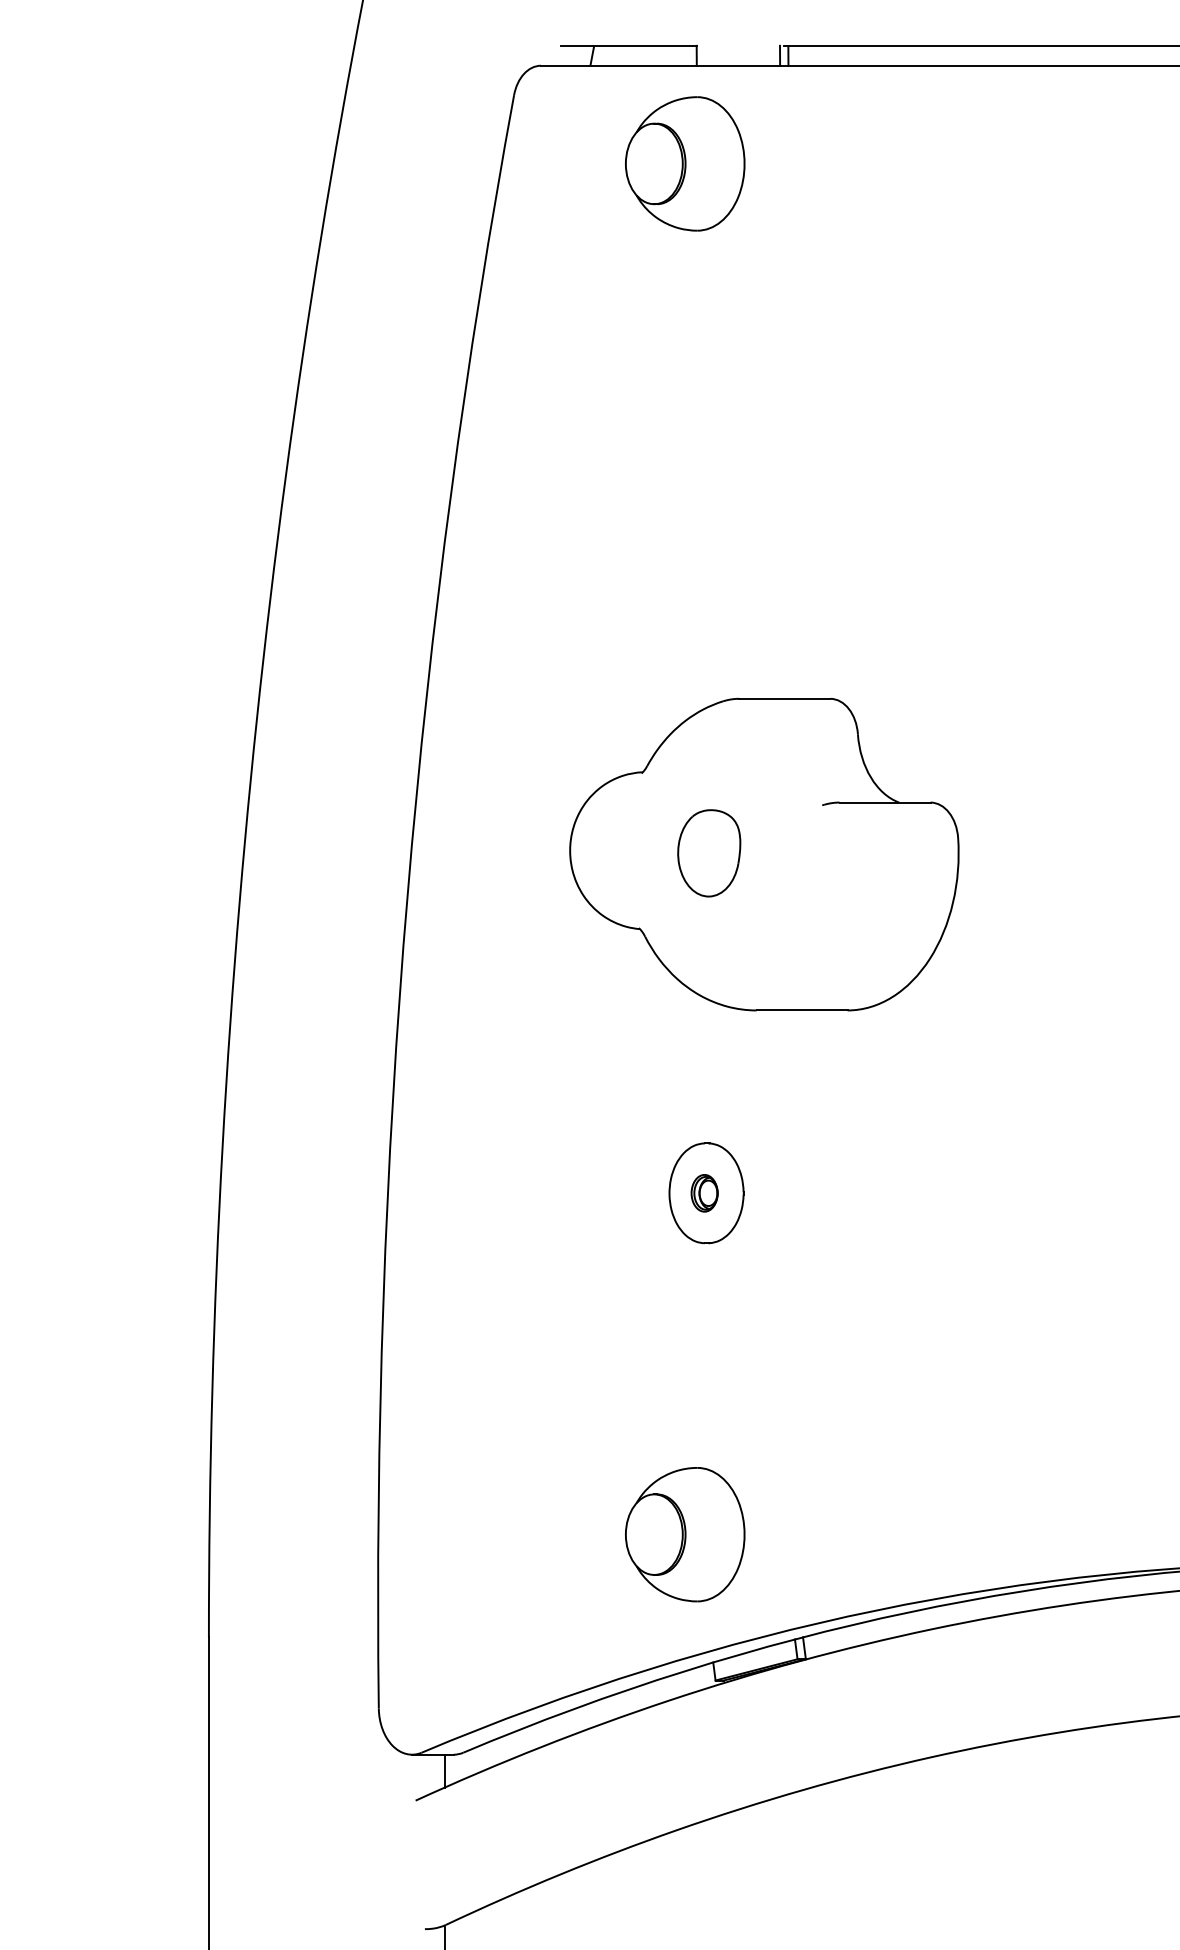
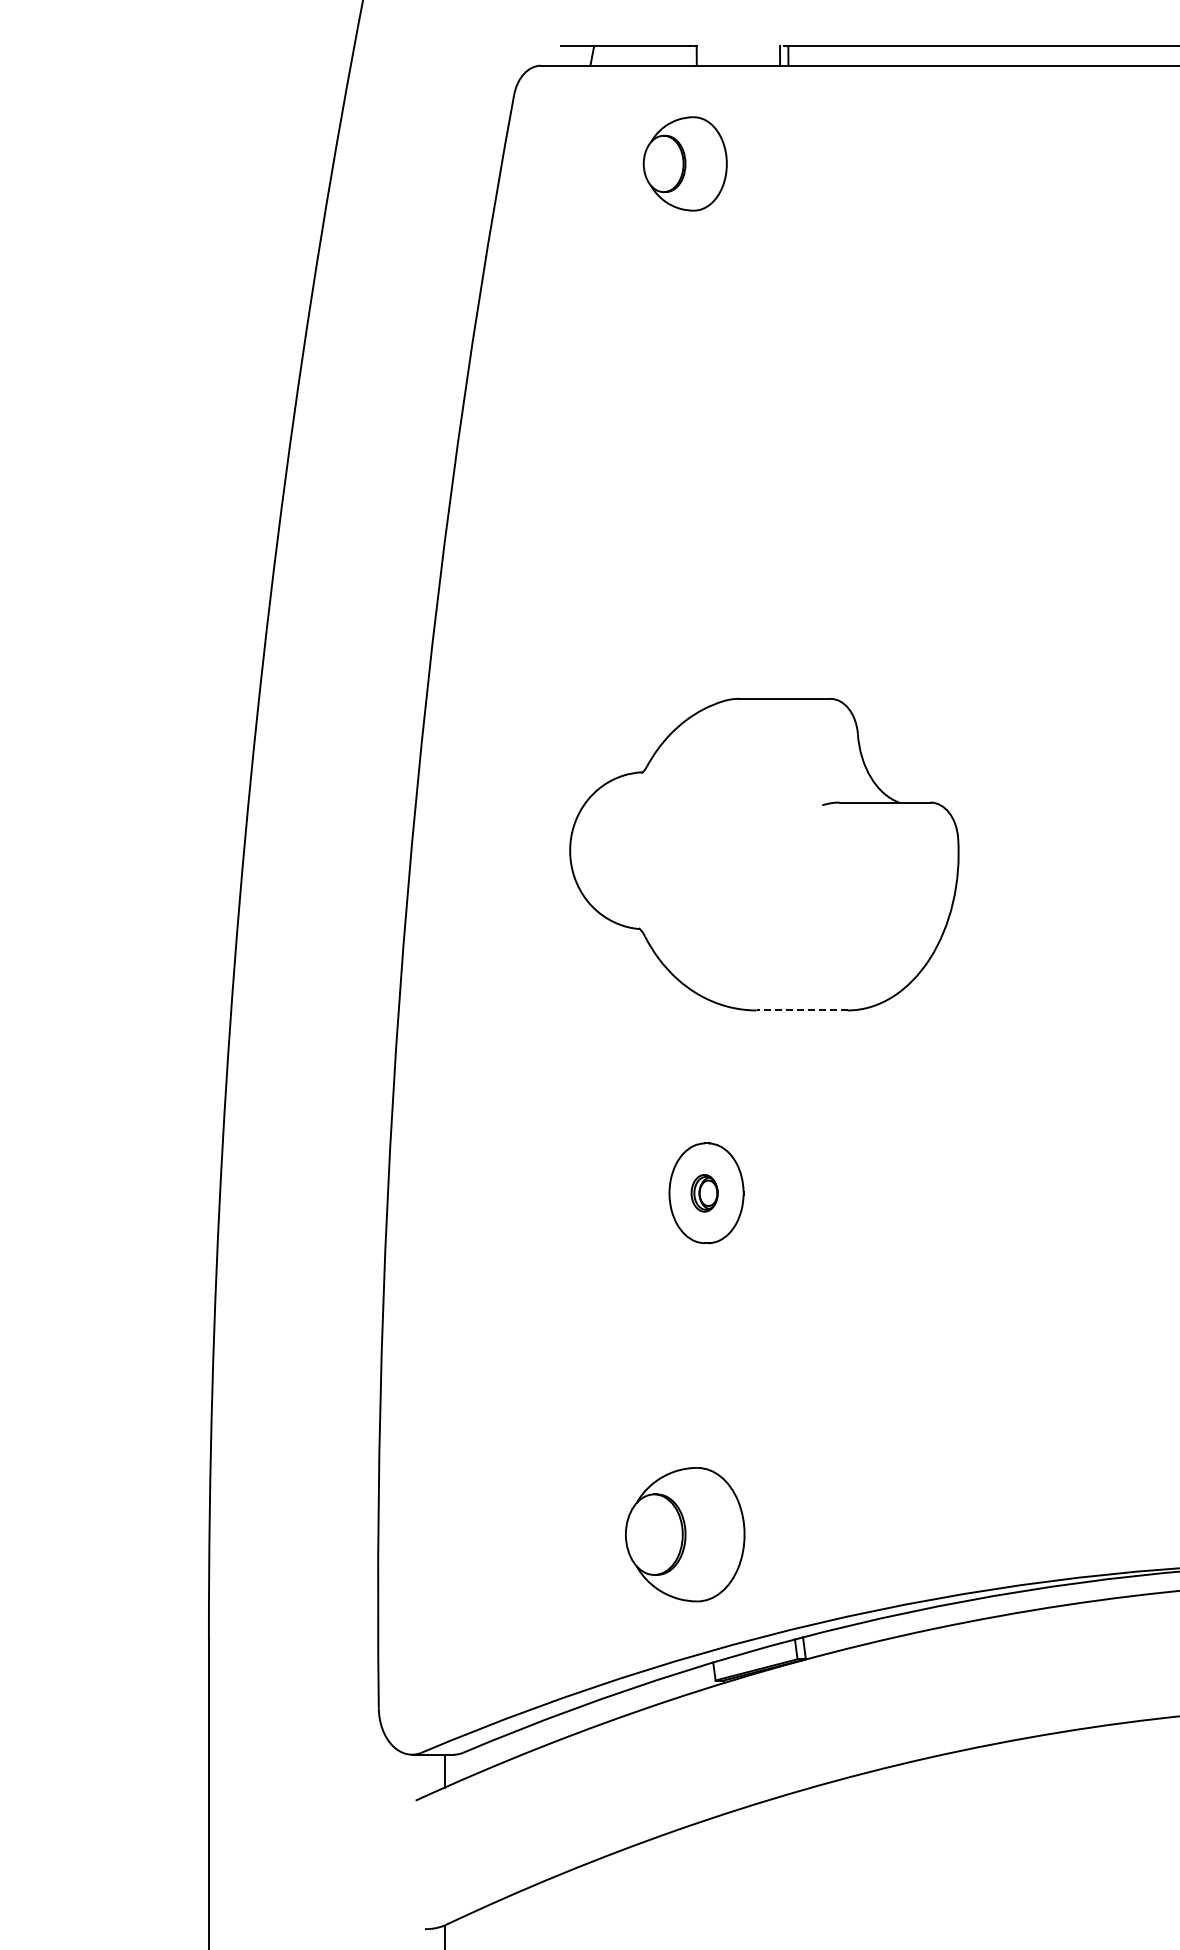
part size: 121x136 px -> 86x96 px (684, 163)
part: present -> none (709, 853)
line: solid -> dashed (801, 1010)
